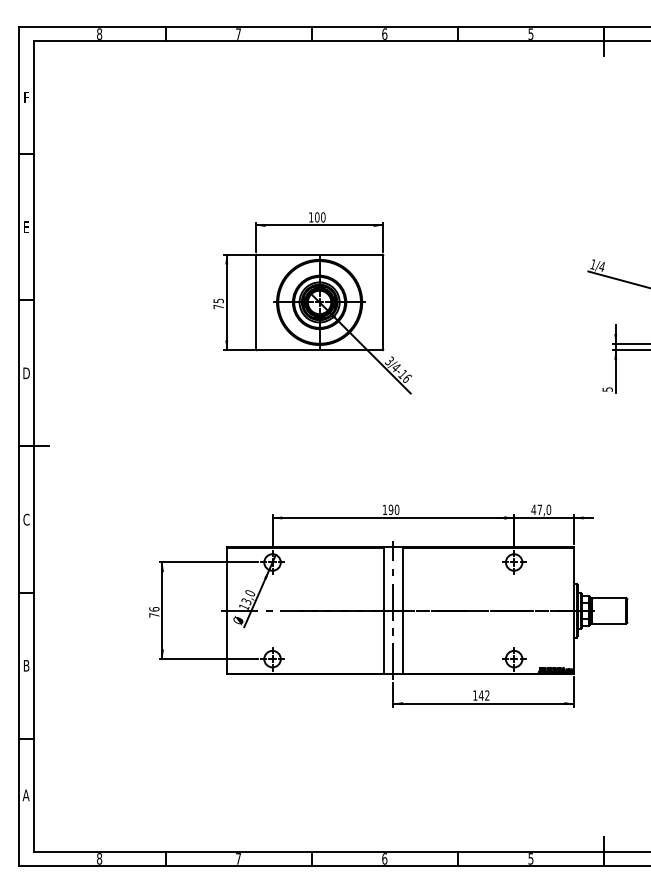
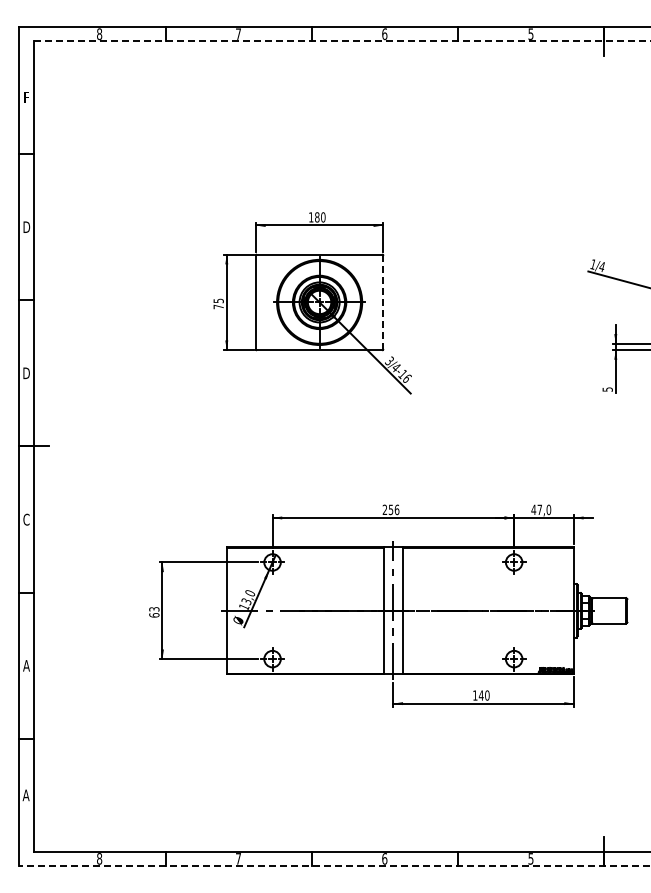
line: solid -> dashed (342, 41)
text: 100 -> 180 (317, 217)
text: E -> D (26, 226)
line: solid -> dashed (383, 302)
text: 190 -> 256 (390, 509)
text: 76 -> 63 (154, 612)
text: B -> A (26, 665)
text: 142 -> 140 (487, 695)
line: solid -> dashed (334, 866)
